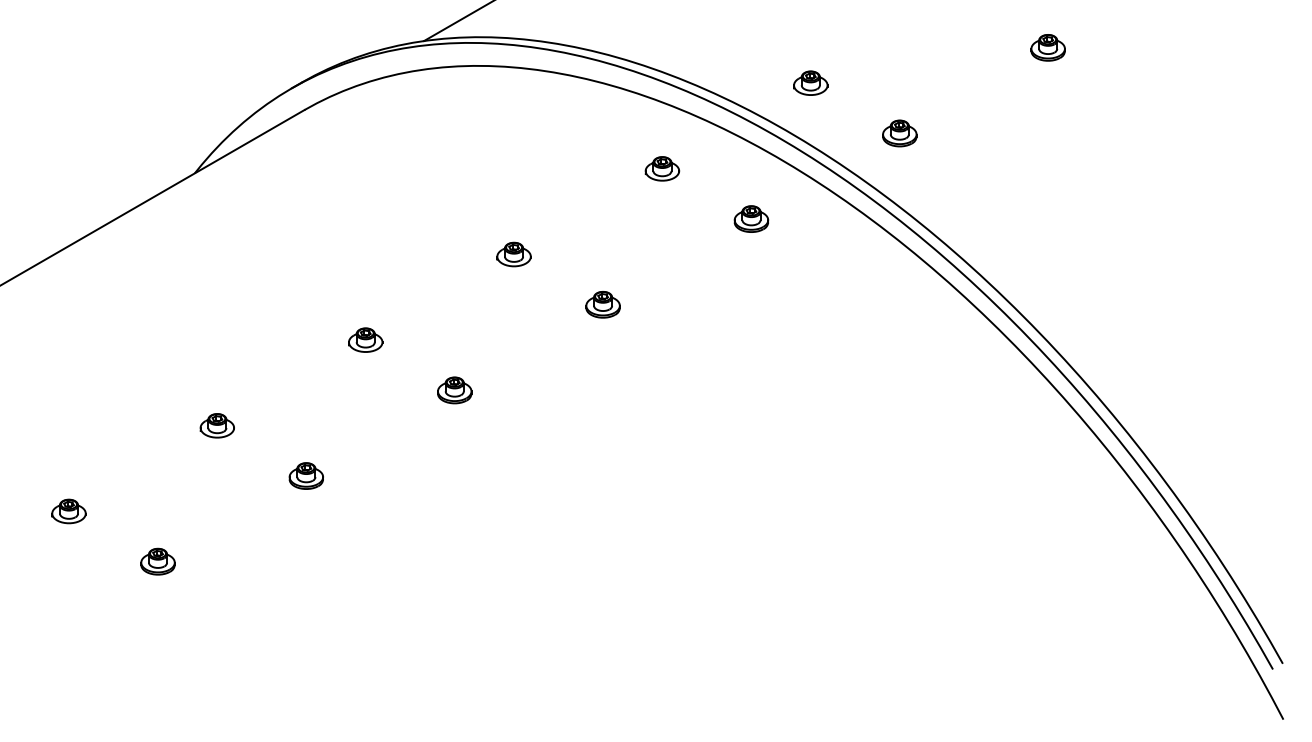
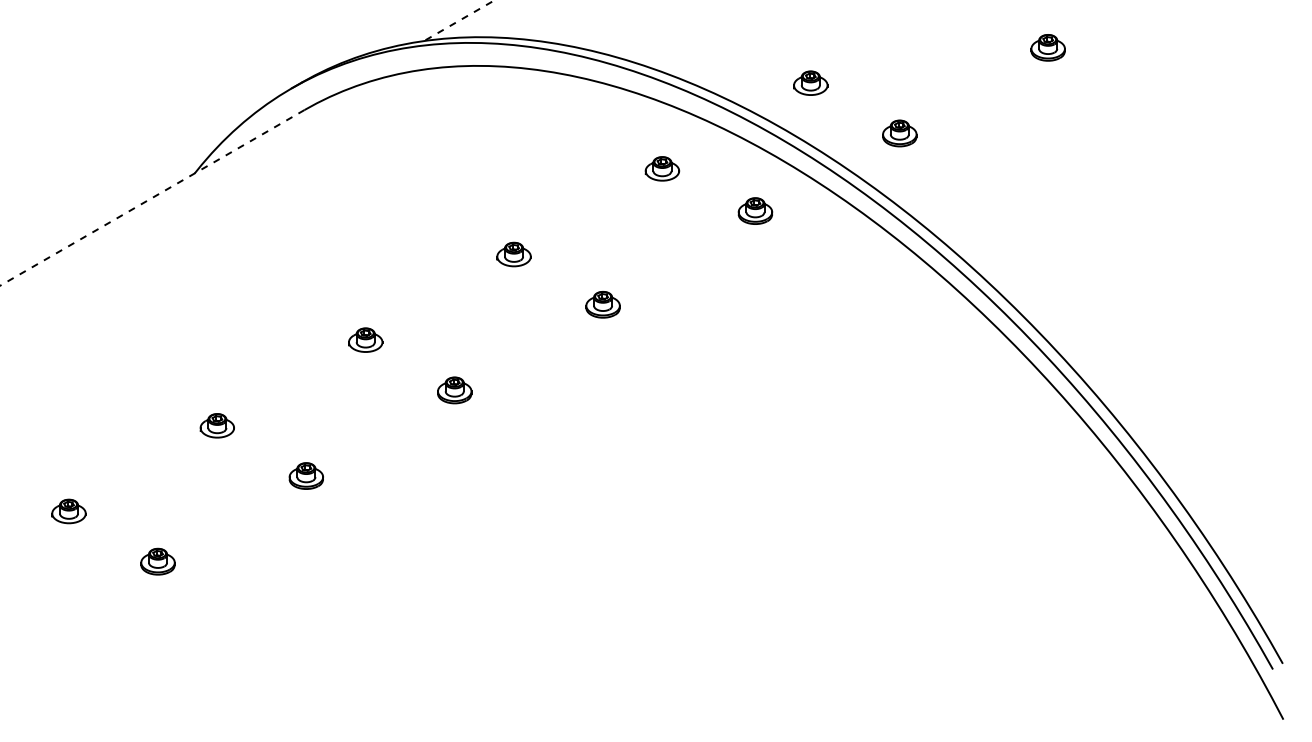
line: solid -> dashed (459, 20)
line: solid -> dashed (152, 198)
part position: (751, 218) -> (755, 210) (755, 210)
